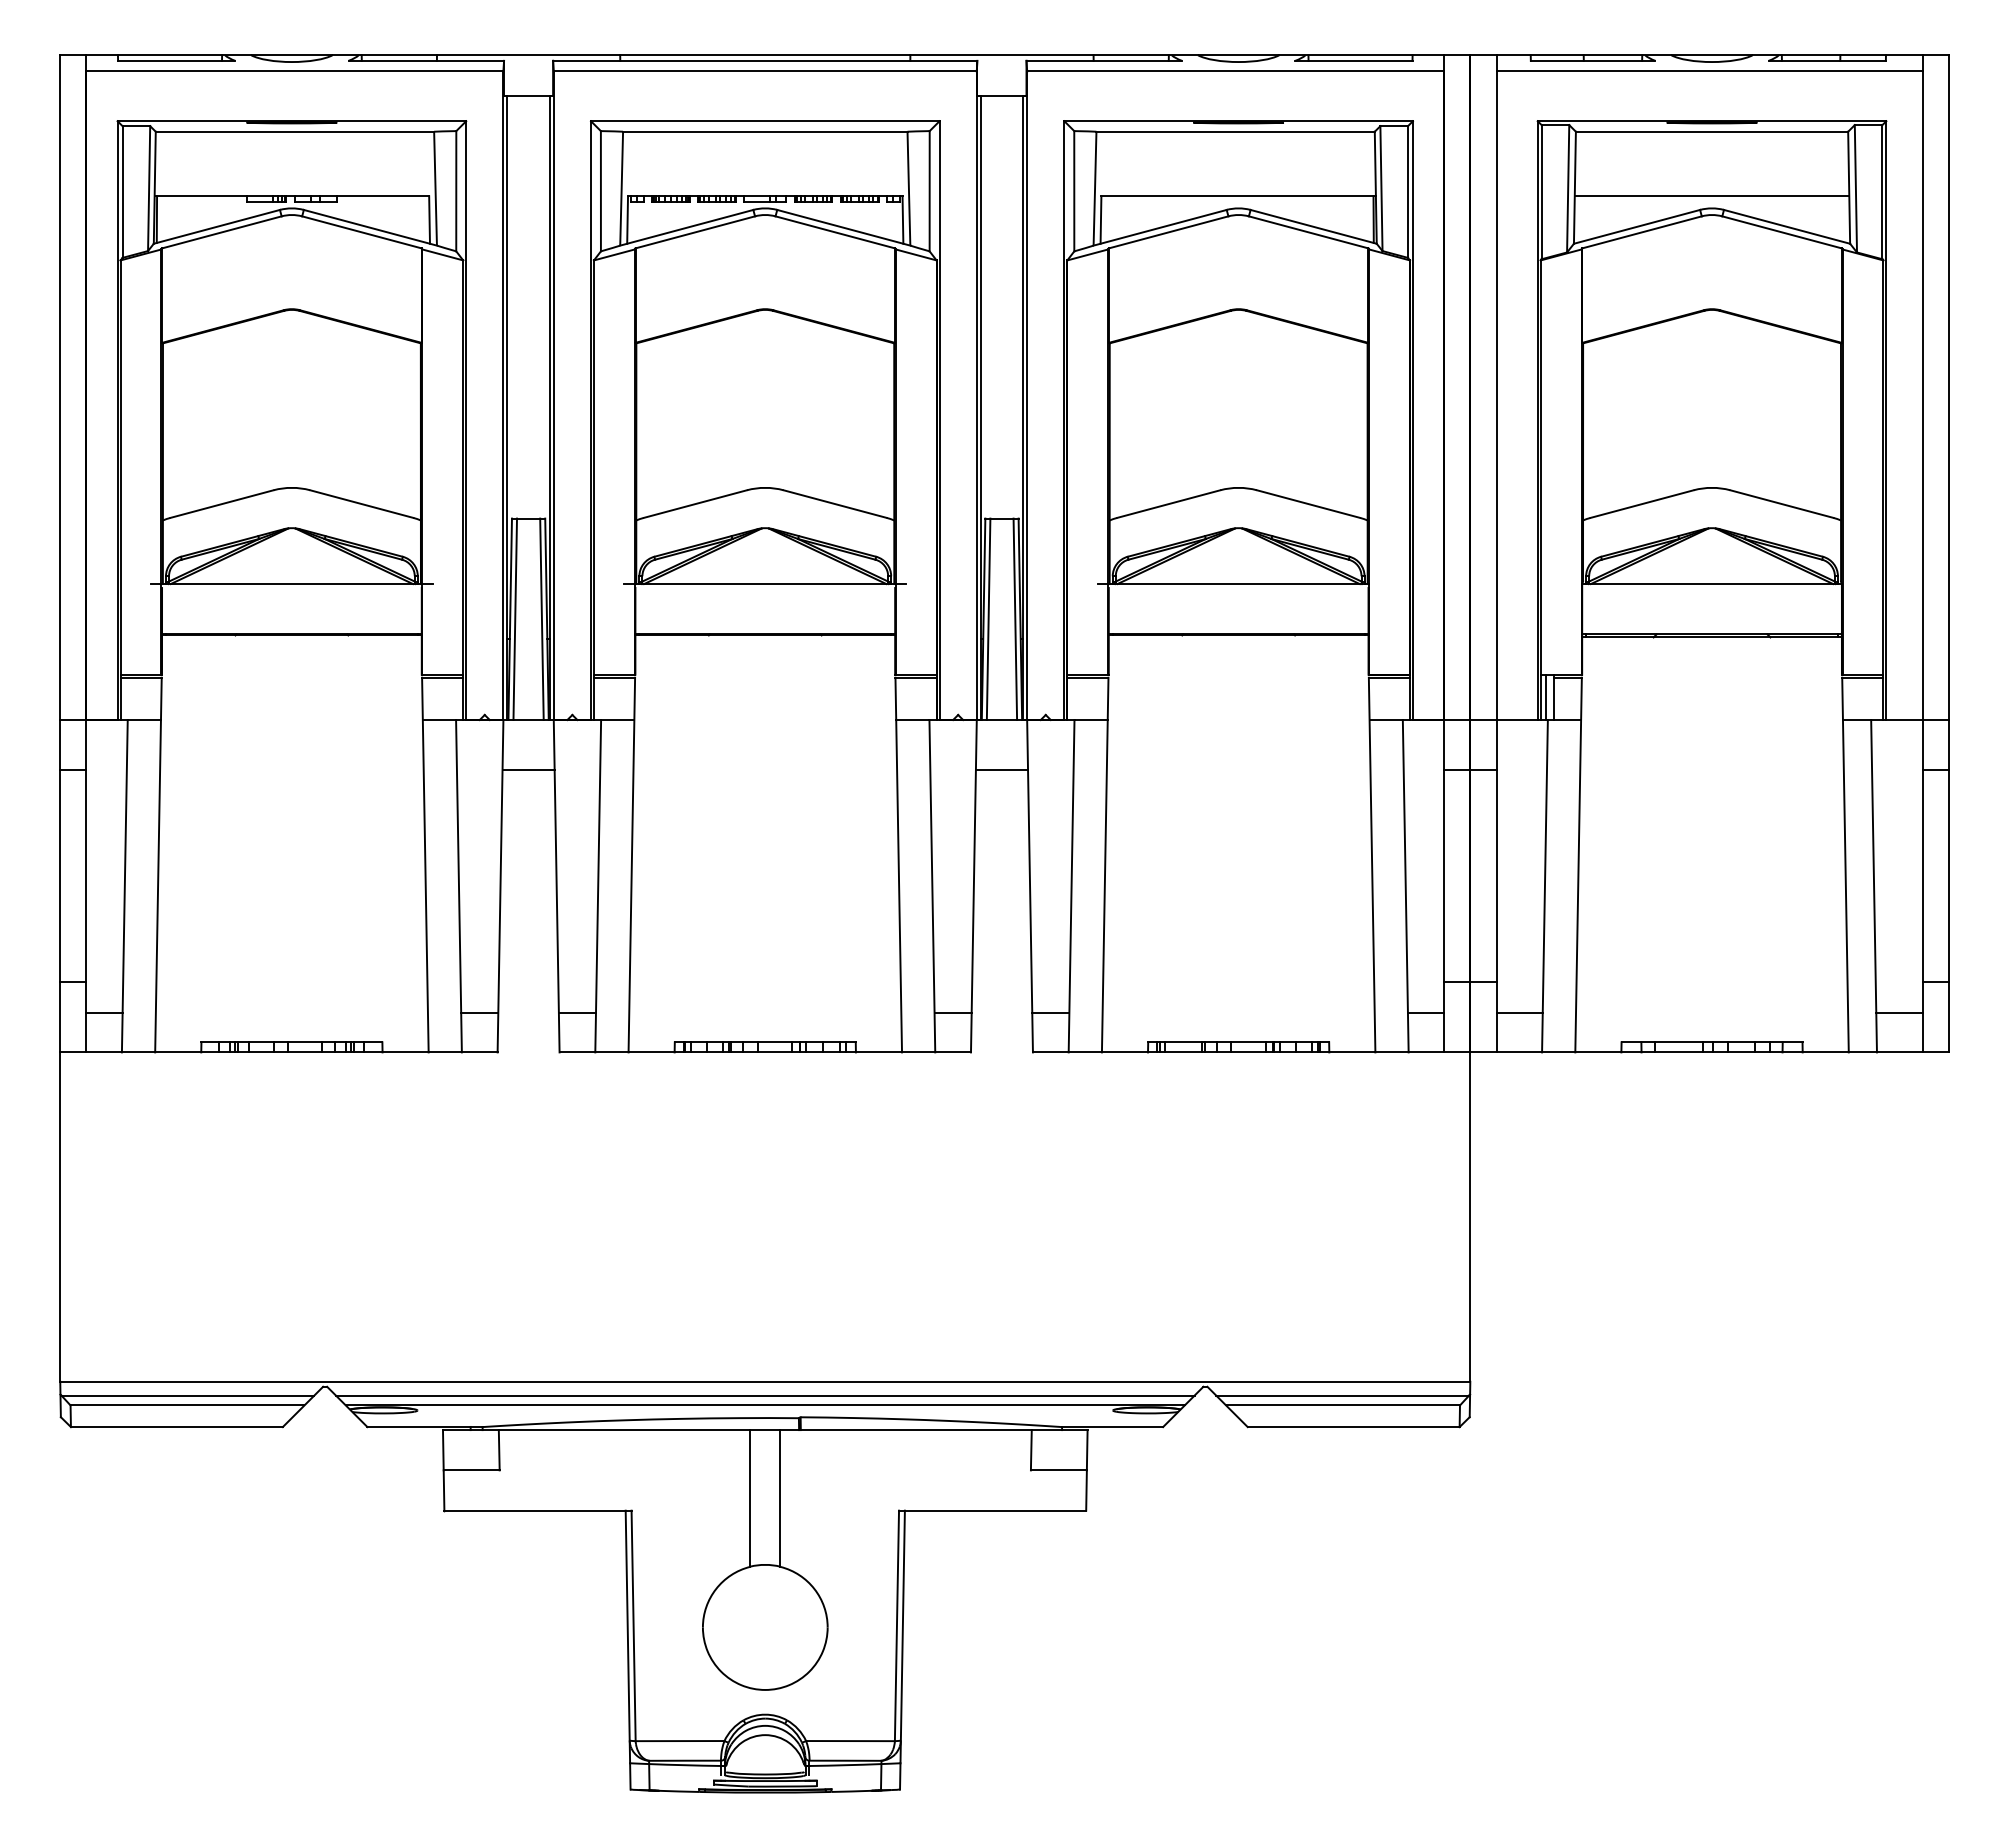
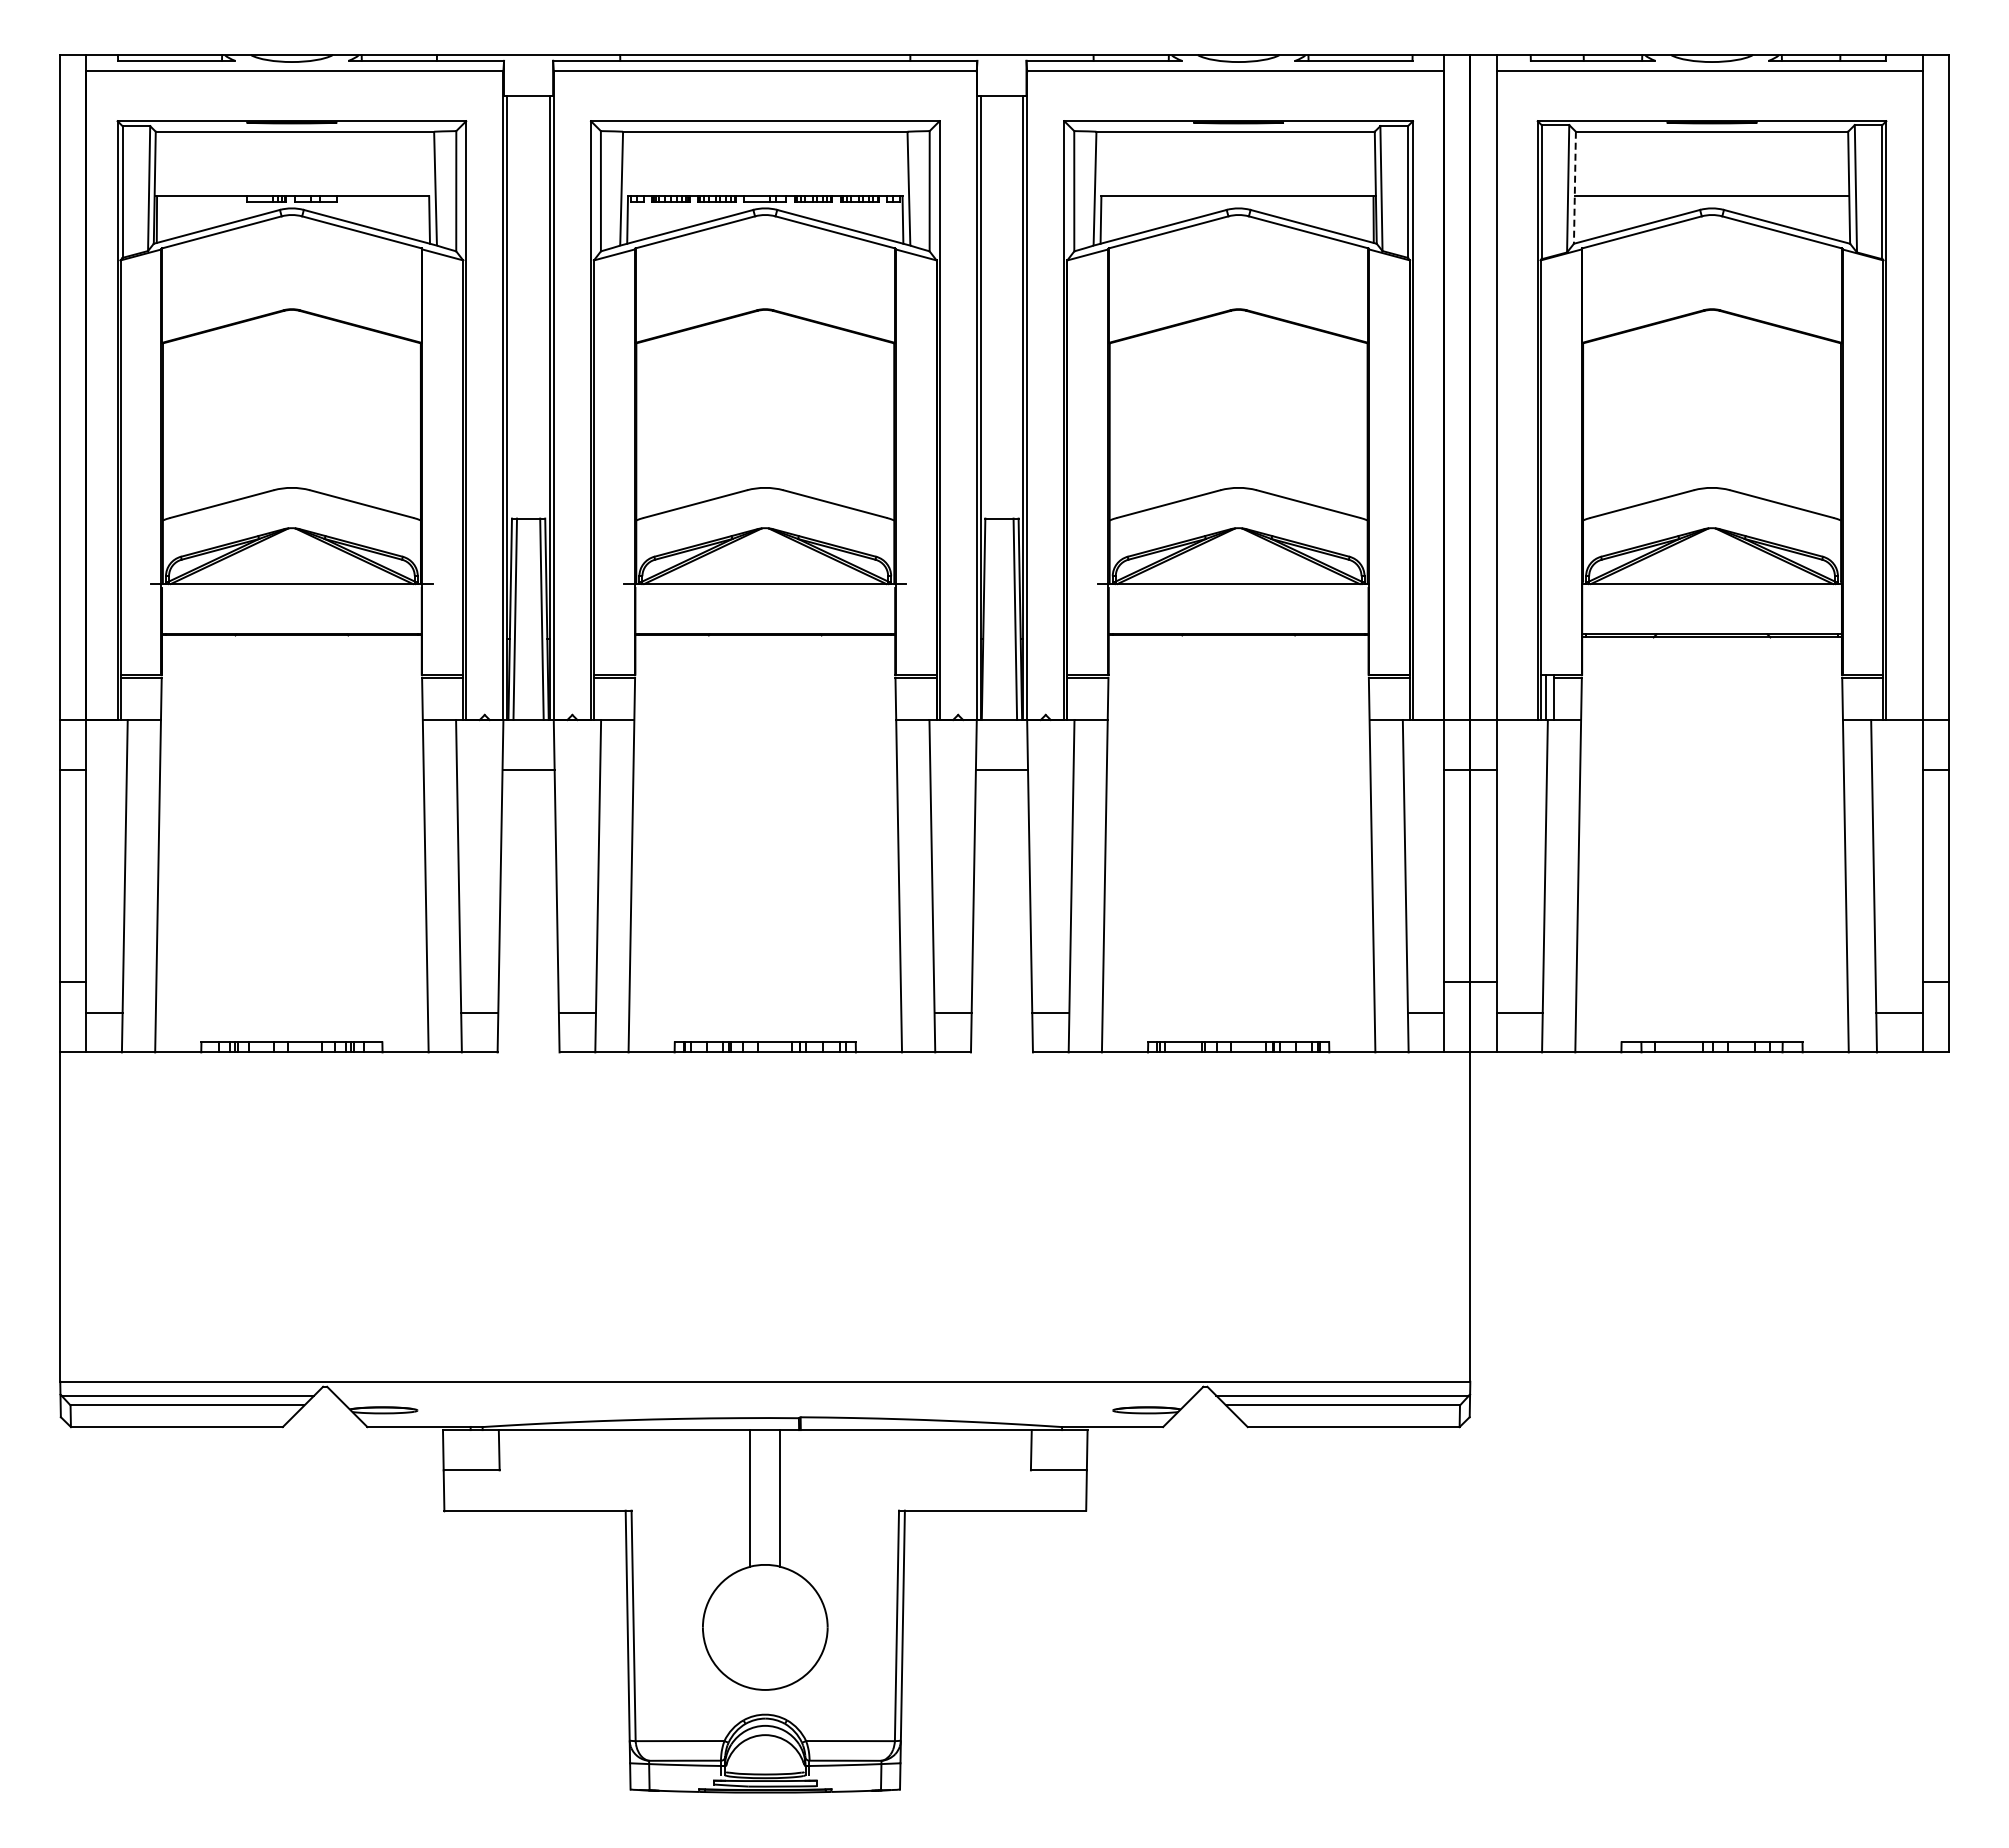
line: solid -> dashed (1574, 188)
line: present -> none (988, 619)
line: present -> none (764, 1395)
line: present -> none (764, 1405)
